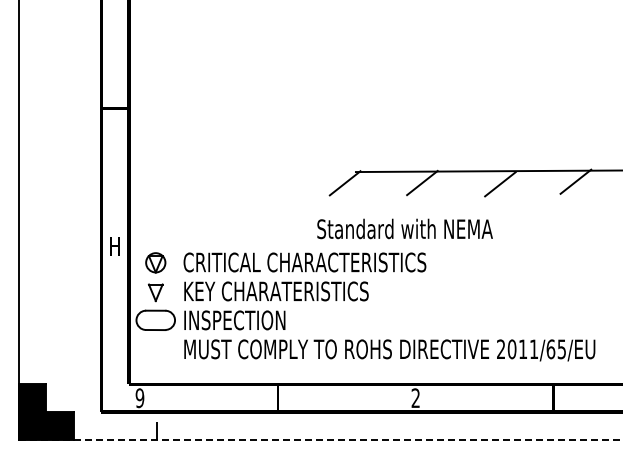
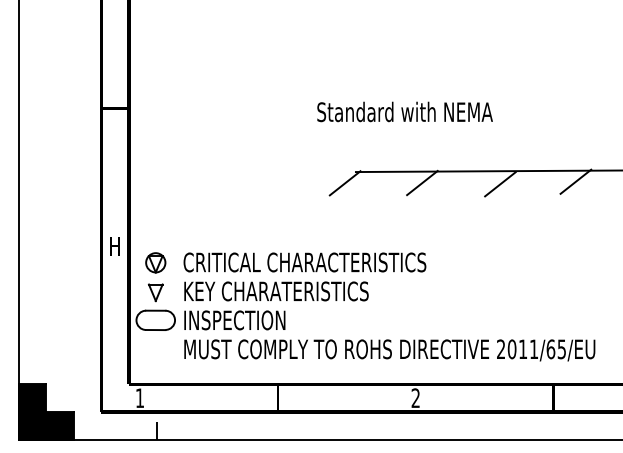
text position: (404, 228) -> (404, 111) (404, 111)
text: 9 -> 1 (139, 398)
line: dashed -> solid (320, 439)
